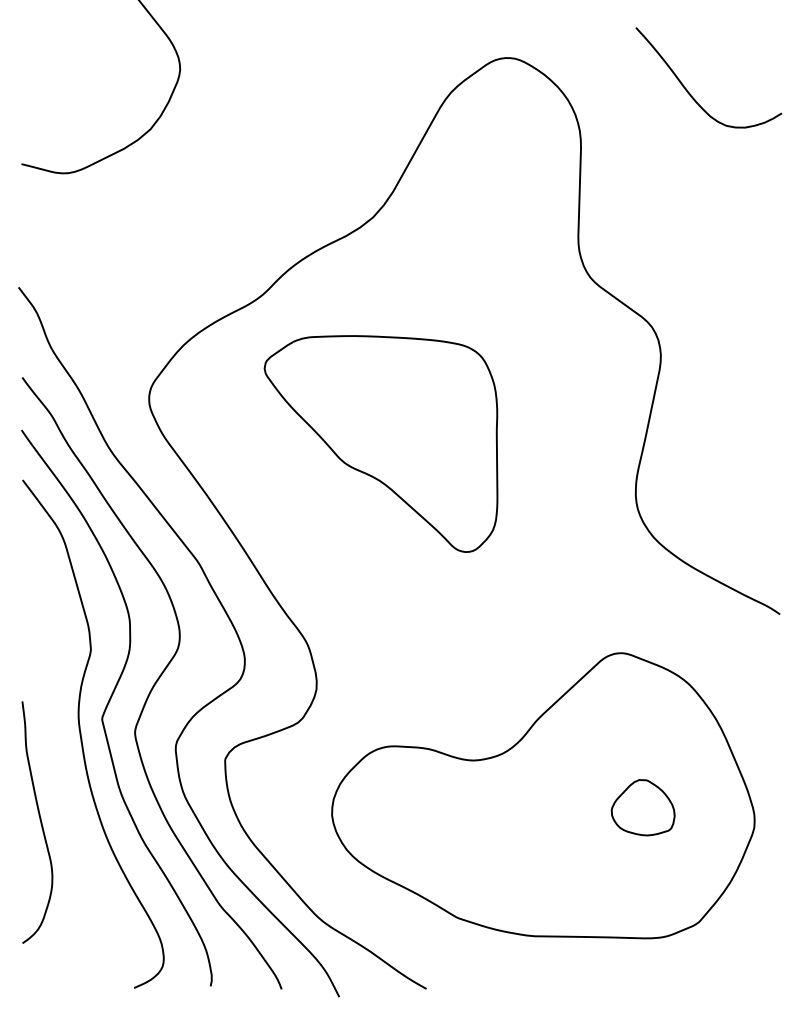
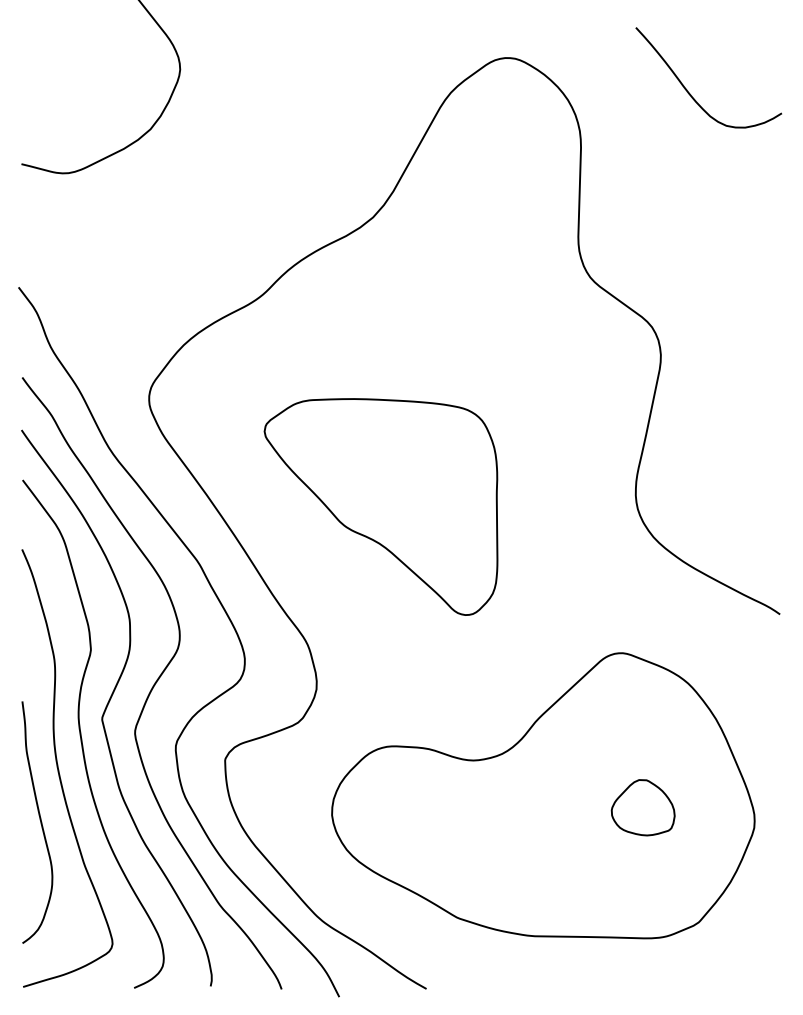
part position: (380, 443) -> (380, 506) (380, 506)
curve: none -> present (59, 769)
